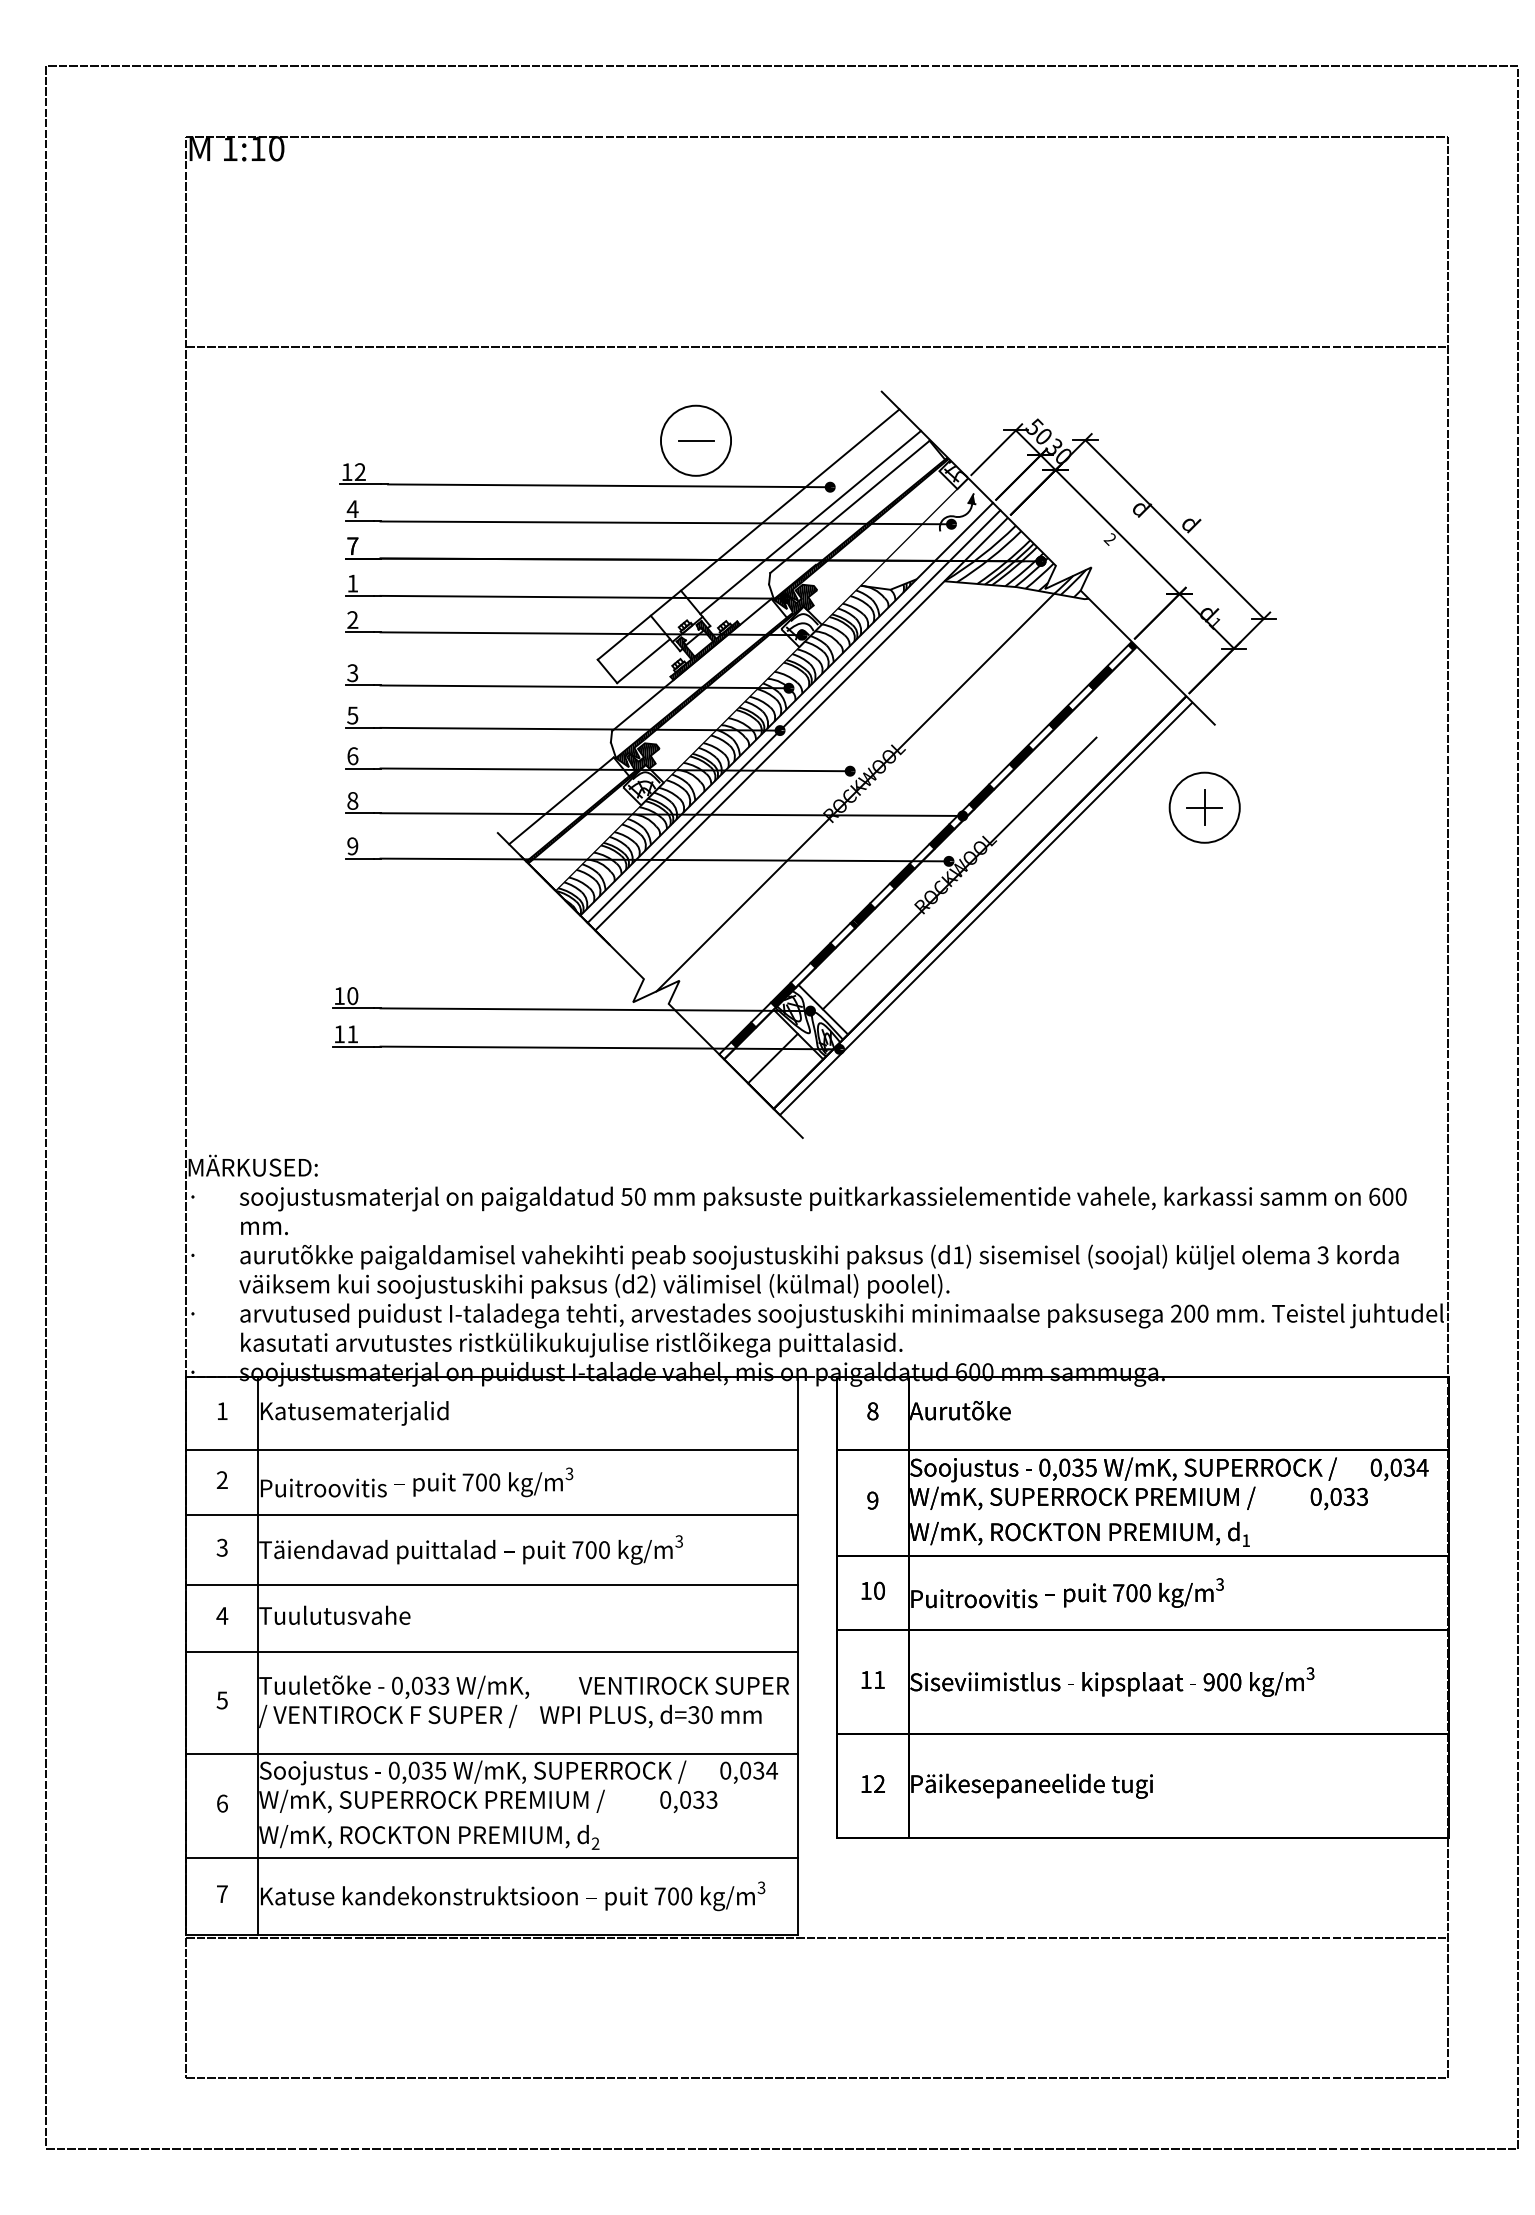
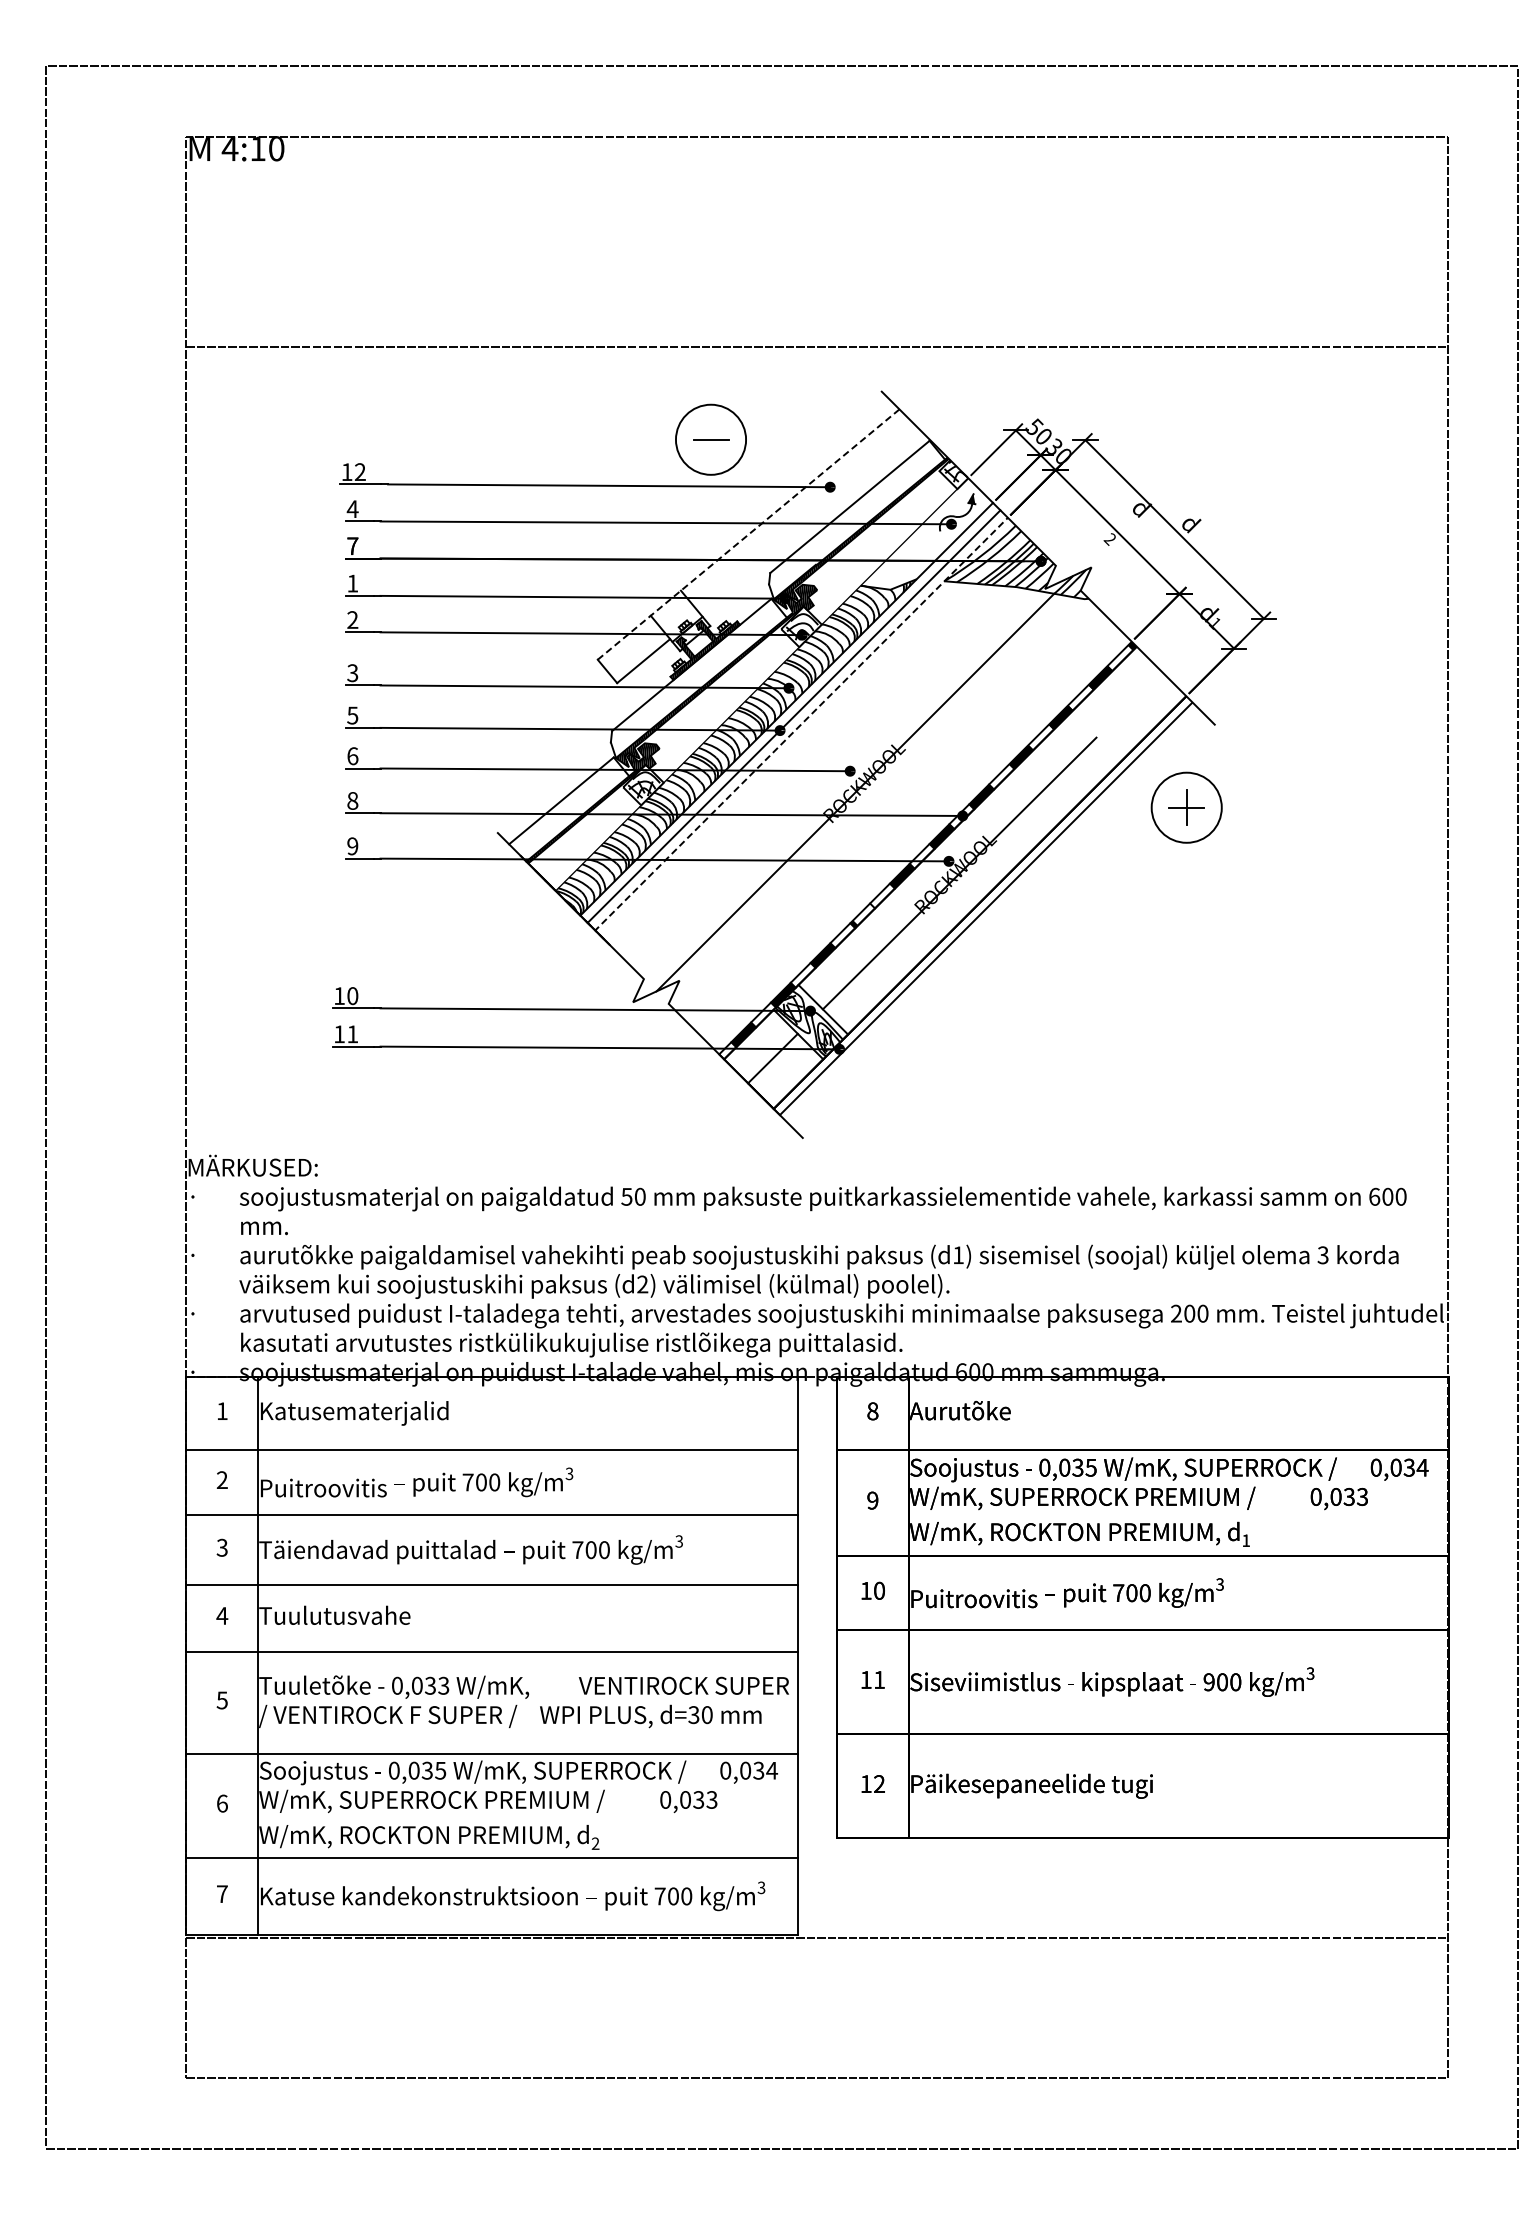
text: 1:10 -> 4:10 (229, 148)
part position: (695, 440) -> (710, 439) (710, 439)
line: present -> none (810, 522)
line: solid -> dashed (749, 534)
line: solid -> dashed (796, 729)
part position: (1204, 807) -> (1186, 807) (1186, 807)
fill: present -> none (864, 914)
